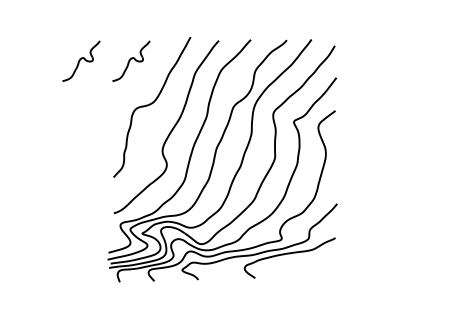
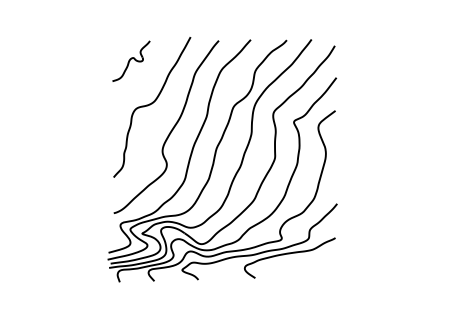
part: present -> none (81, 60)
